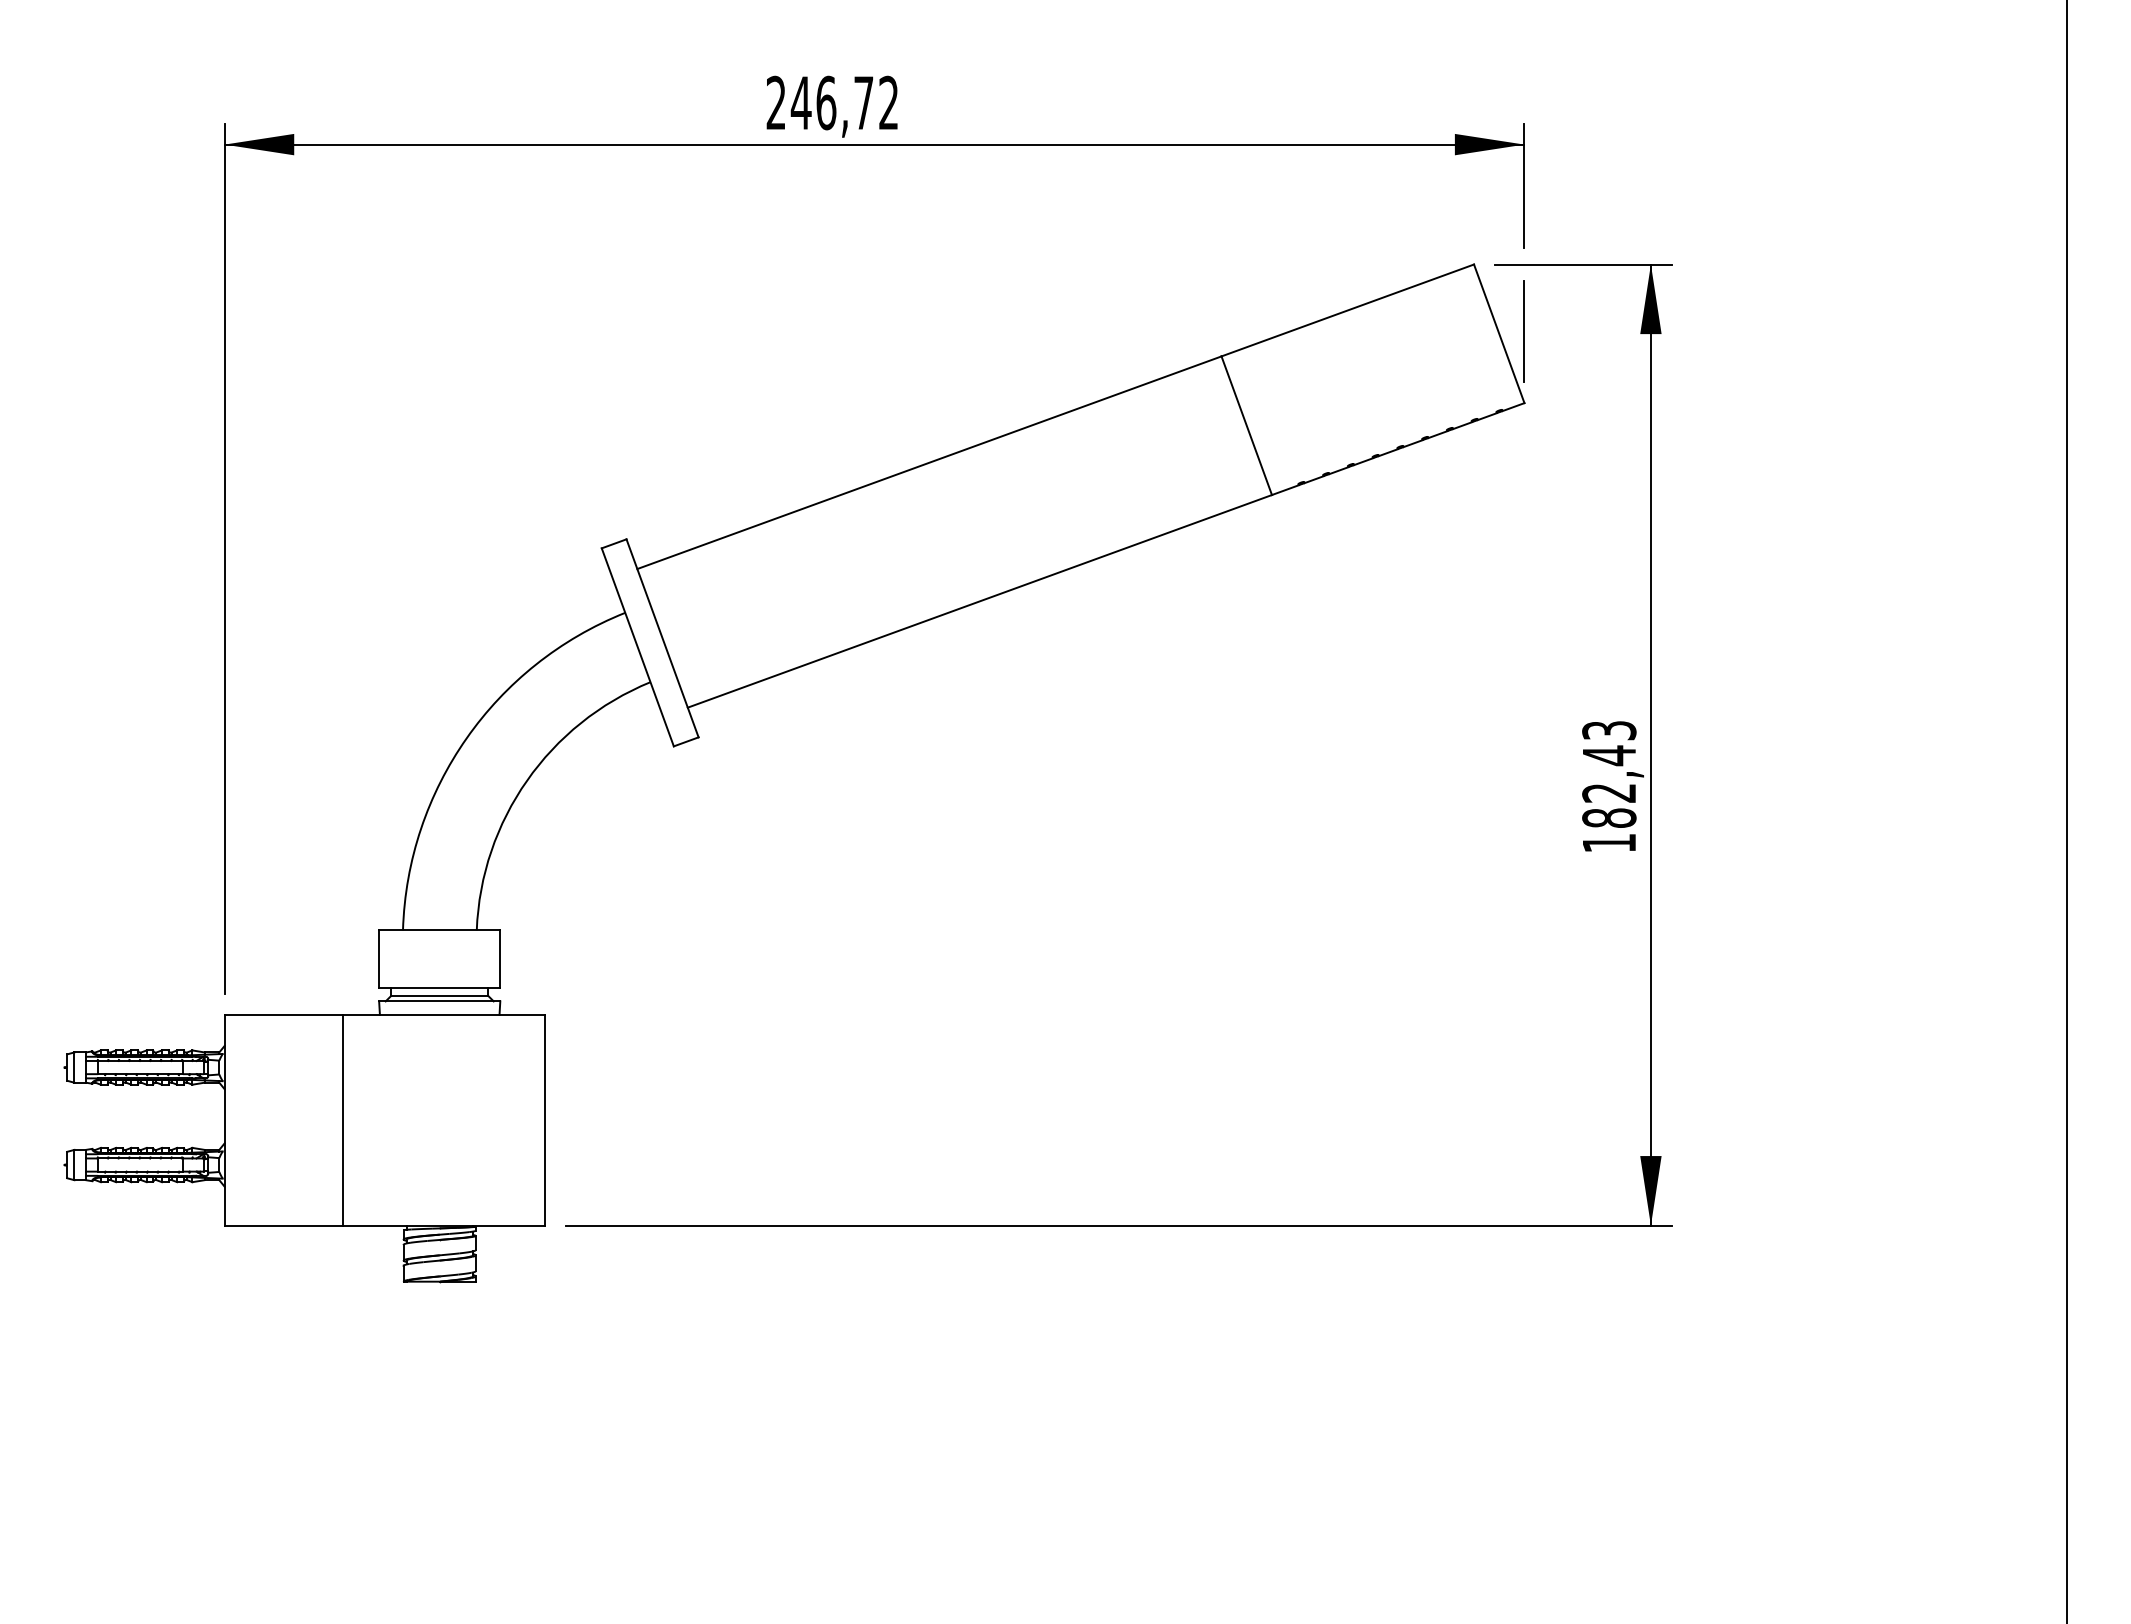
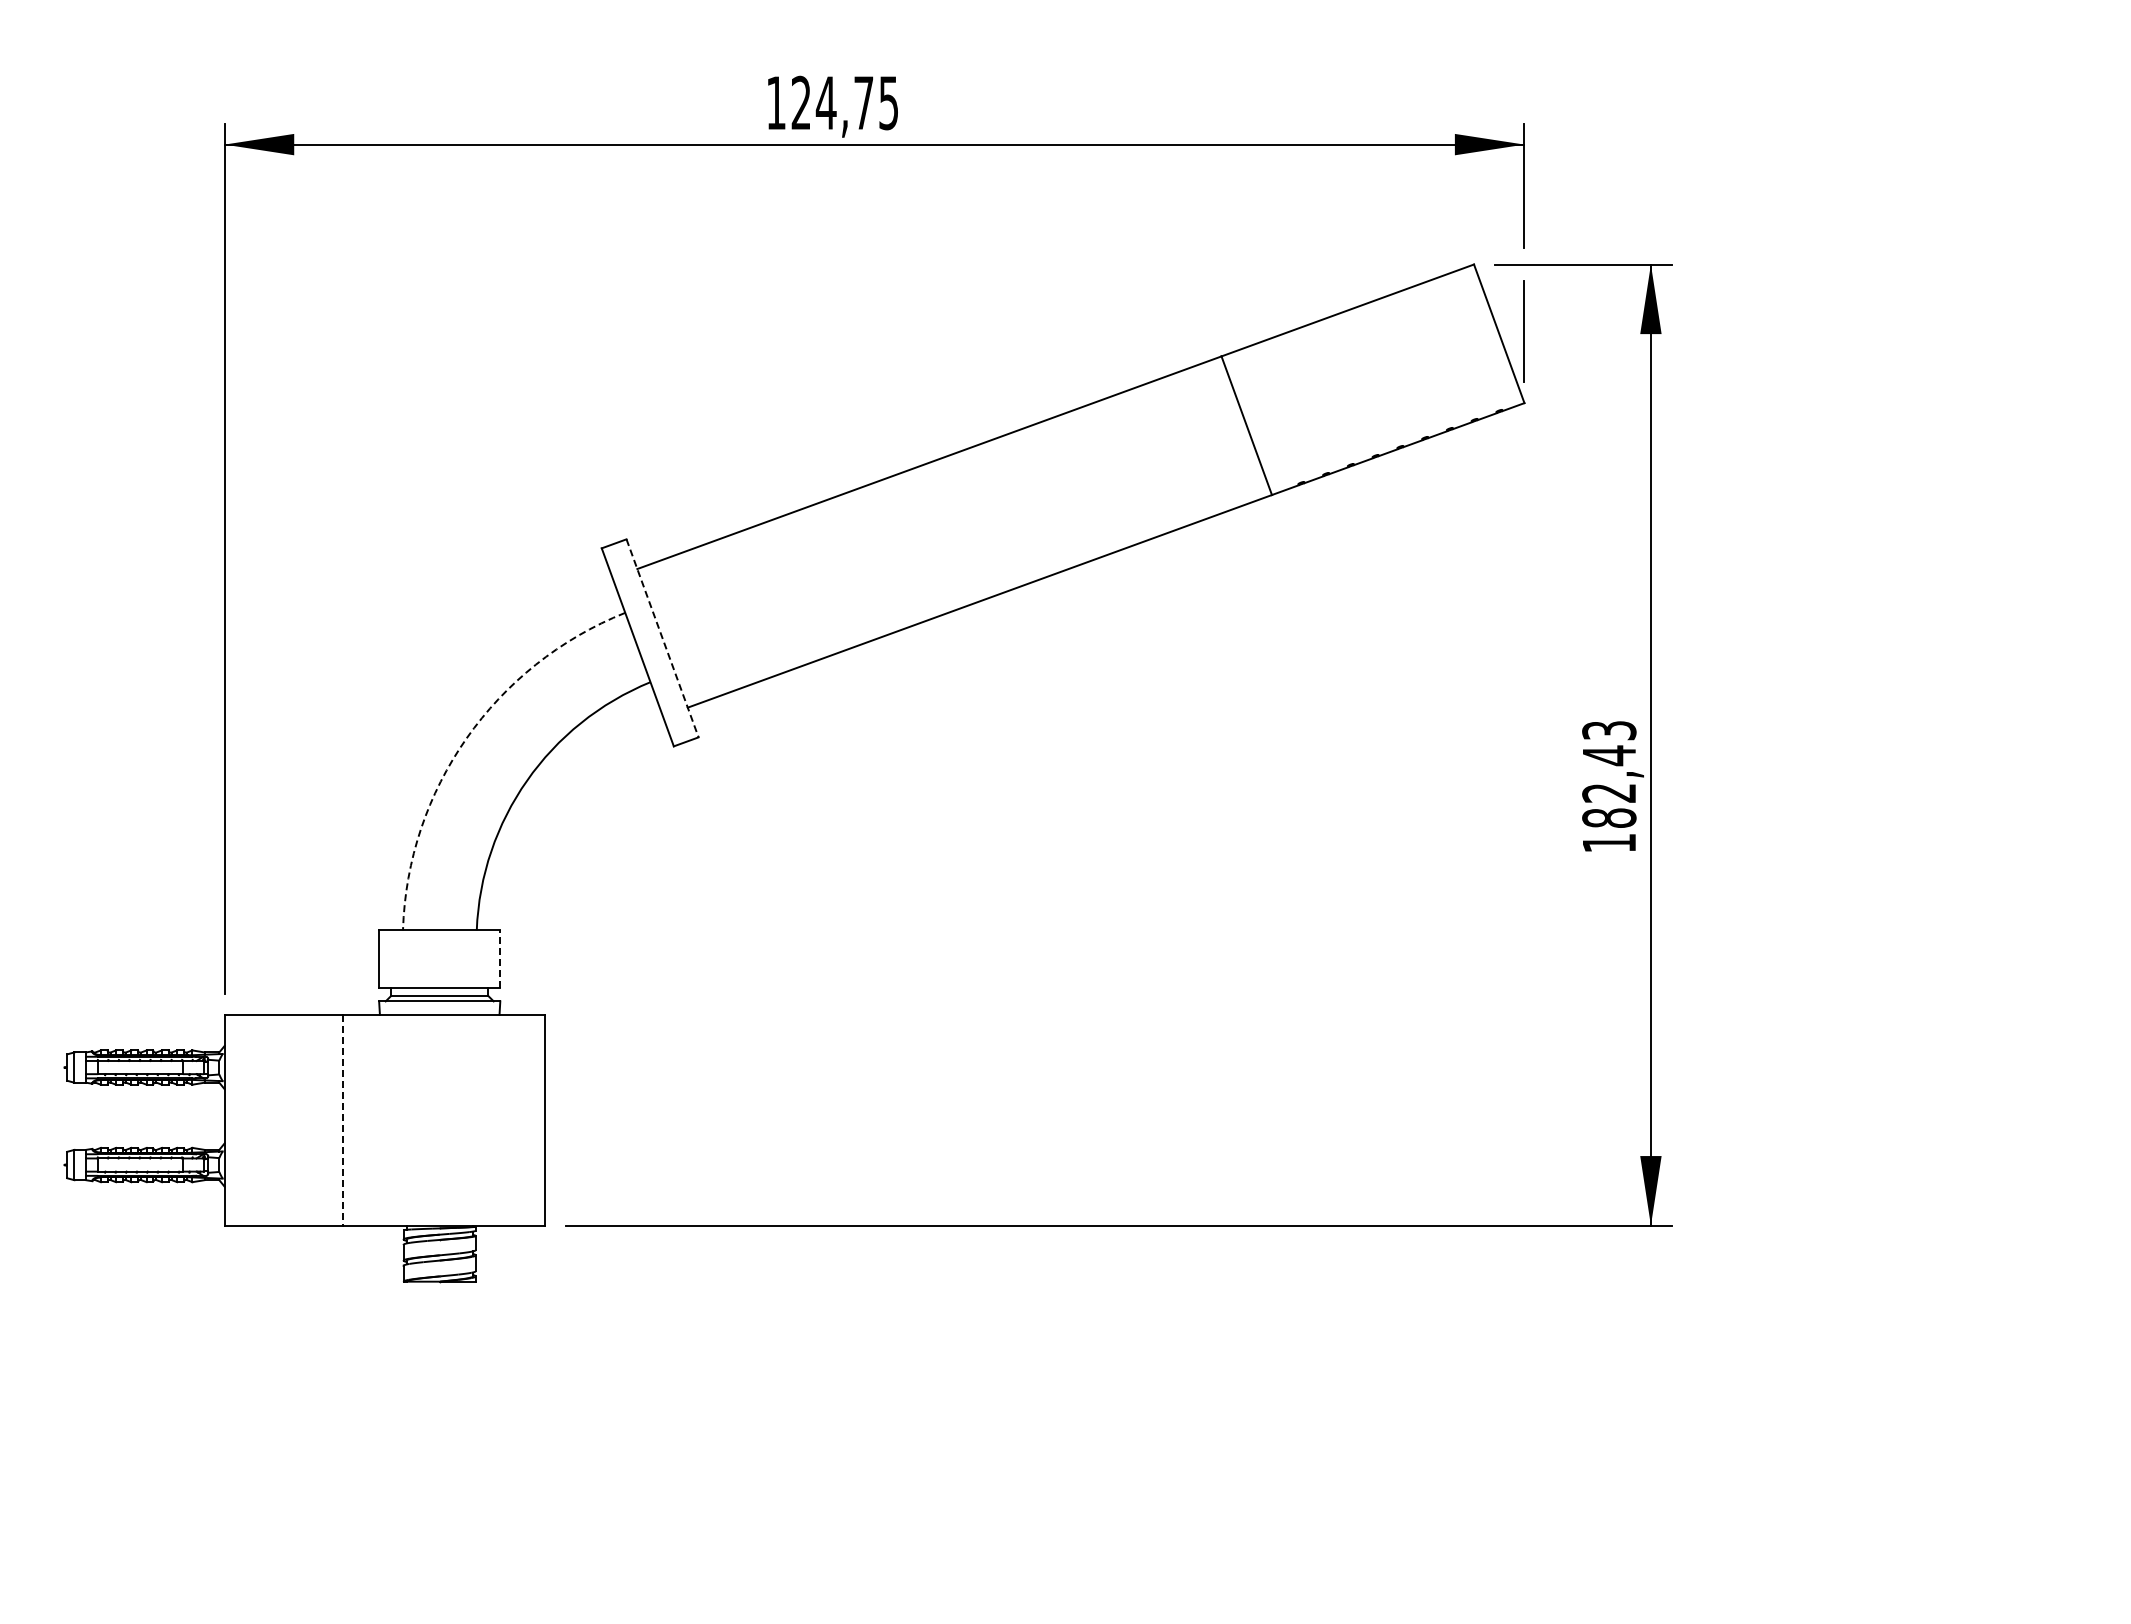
text: 246,72 -> 124,75 (831, 102)
line: solid -> dashed (662, 638)
arc: solid -> dashed (466, 738)
line: present -> none (2067, 811)
line: solid -> dashed (500, 959)
line: solid -> dashed (343, 1120)
